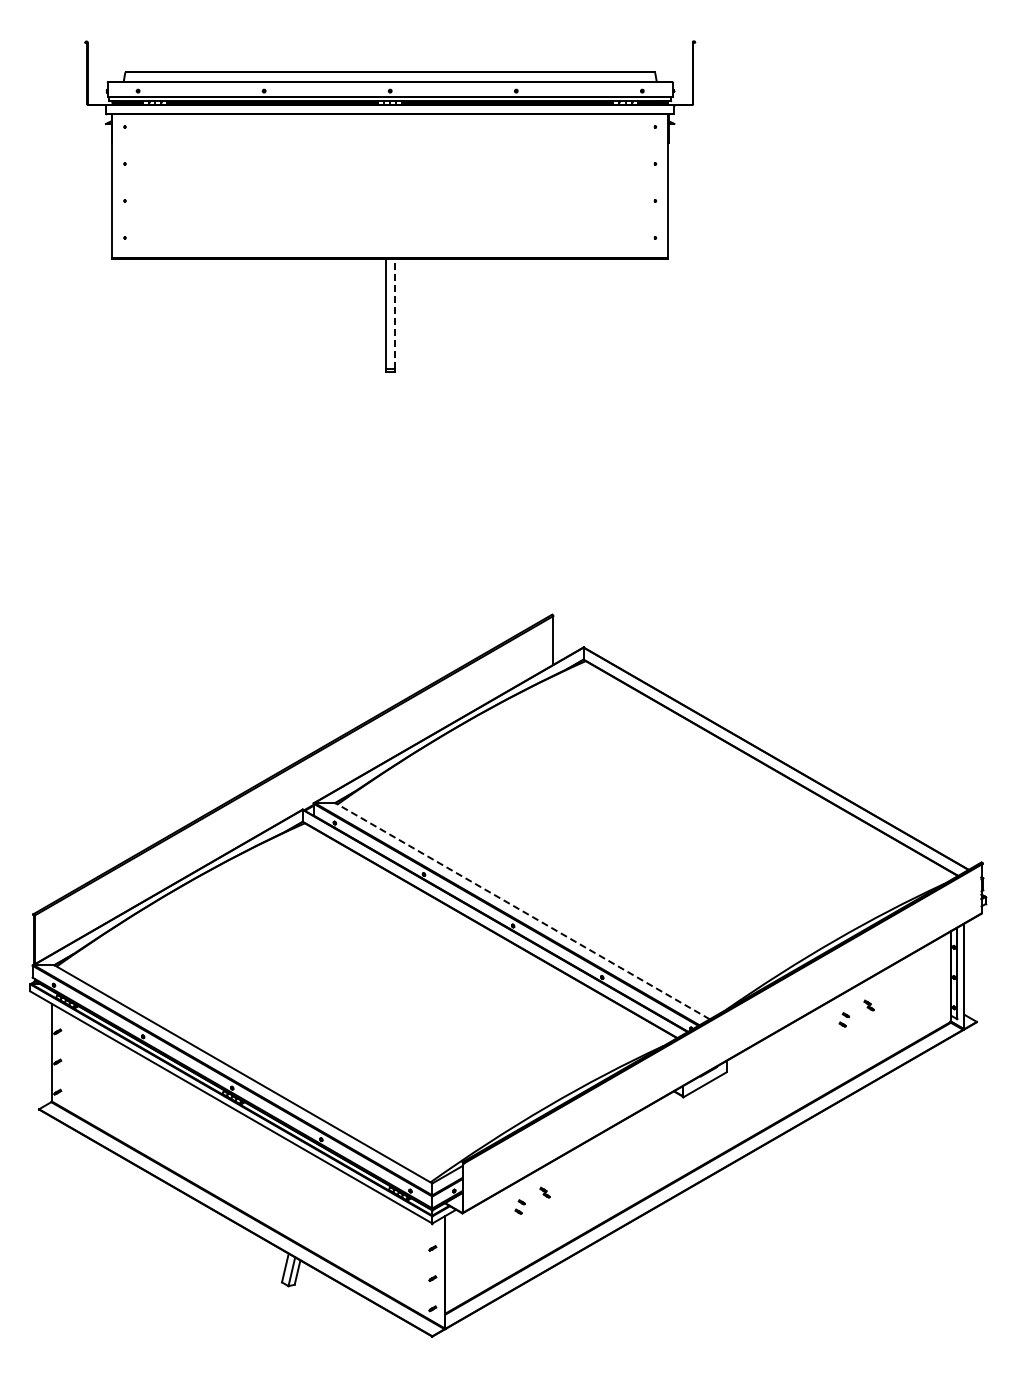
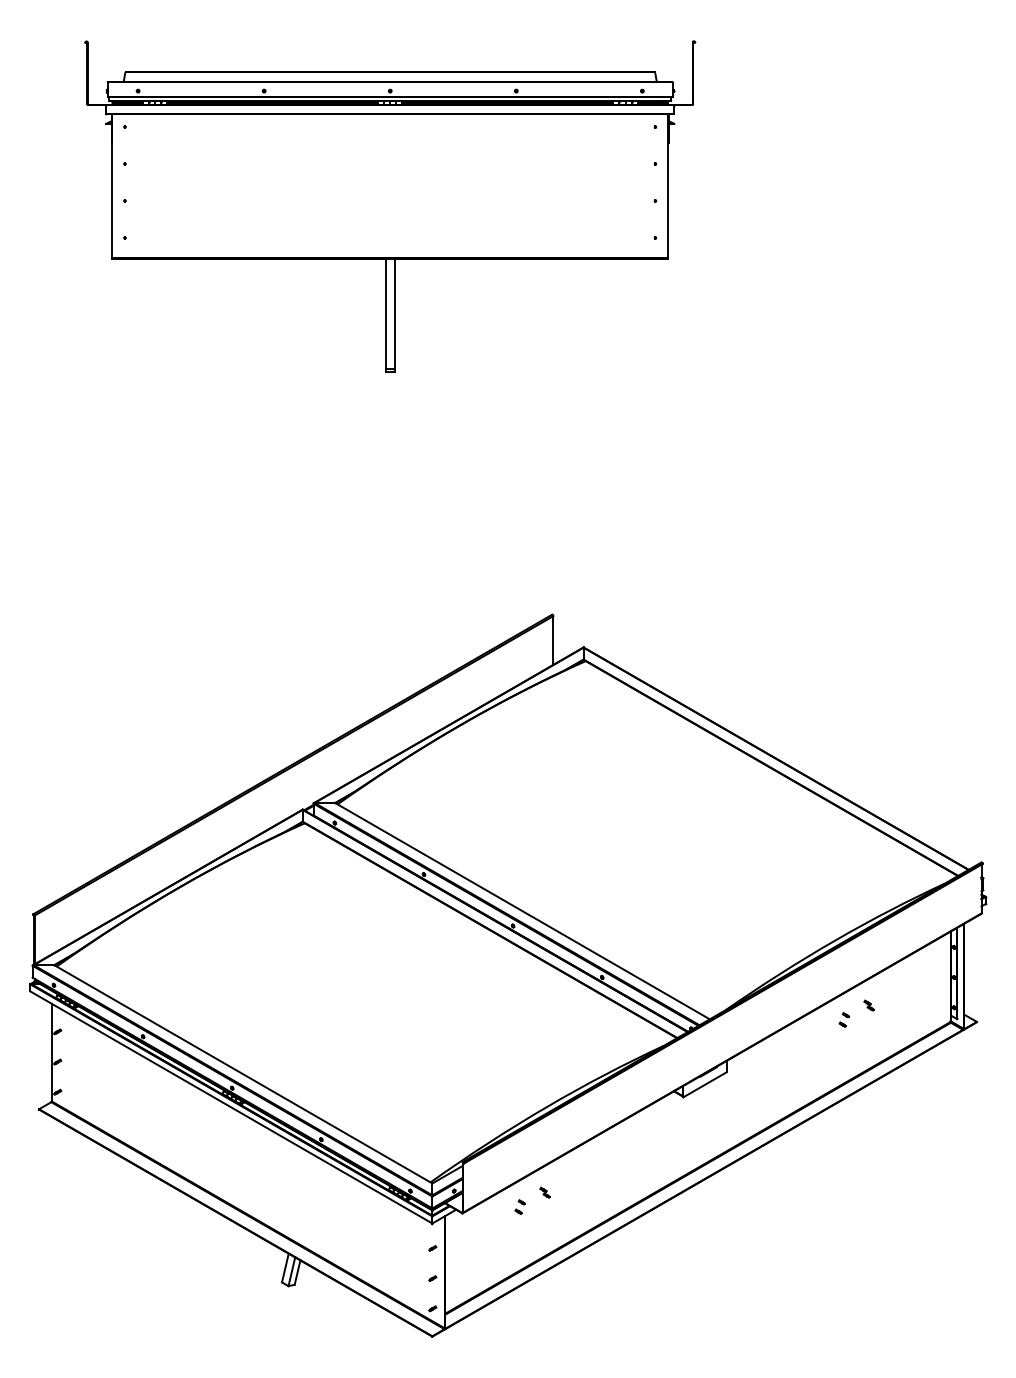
line: dashed -> solid (394, 313)
line: dashed -> solid (522, 910)
